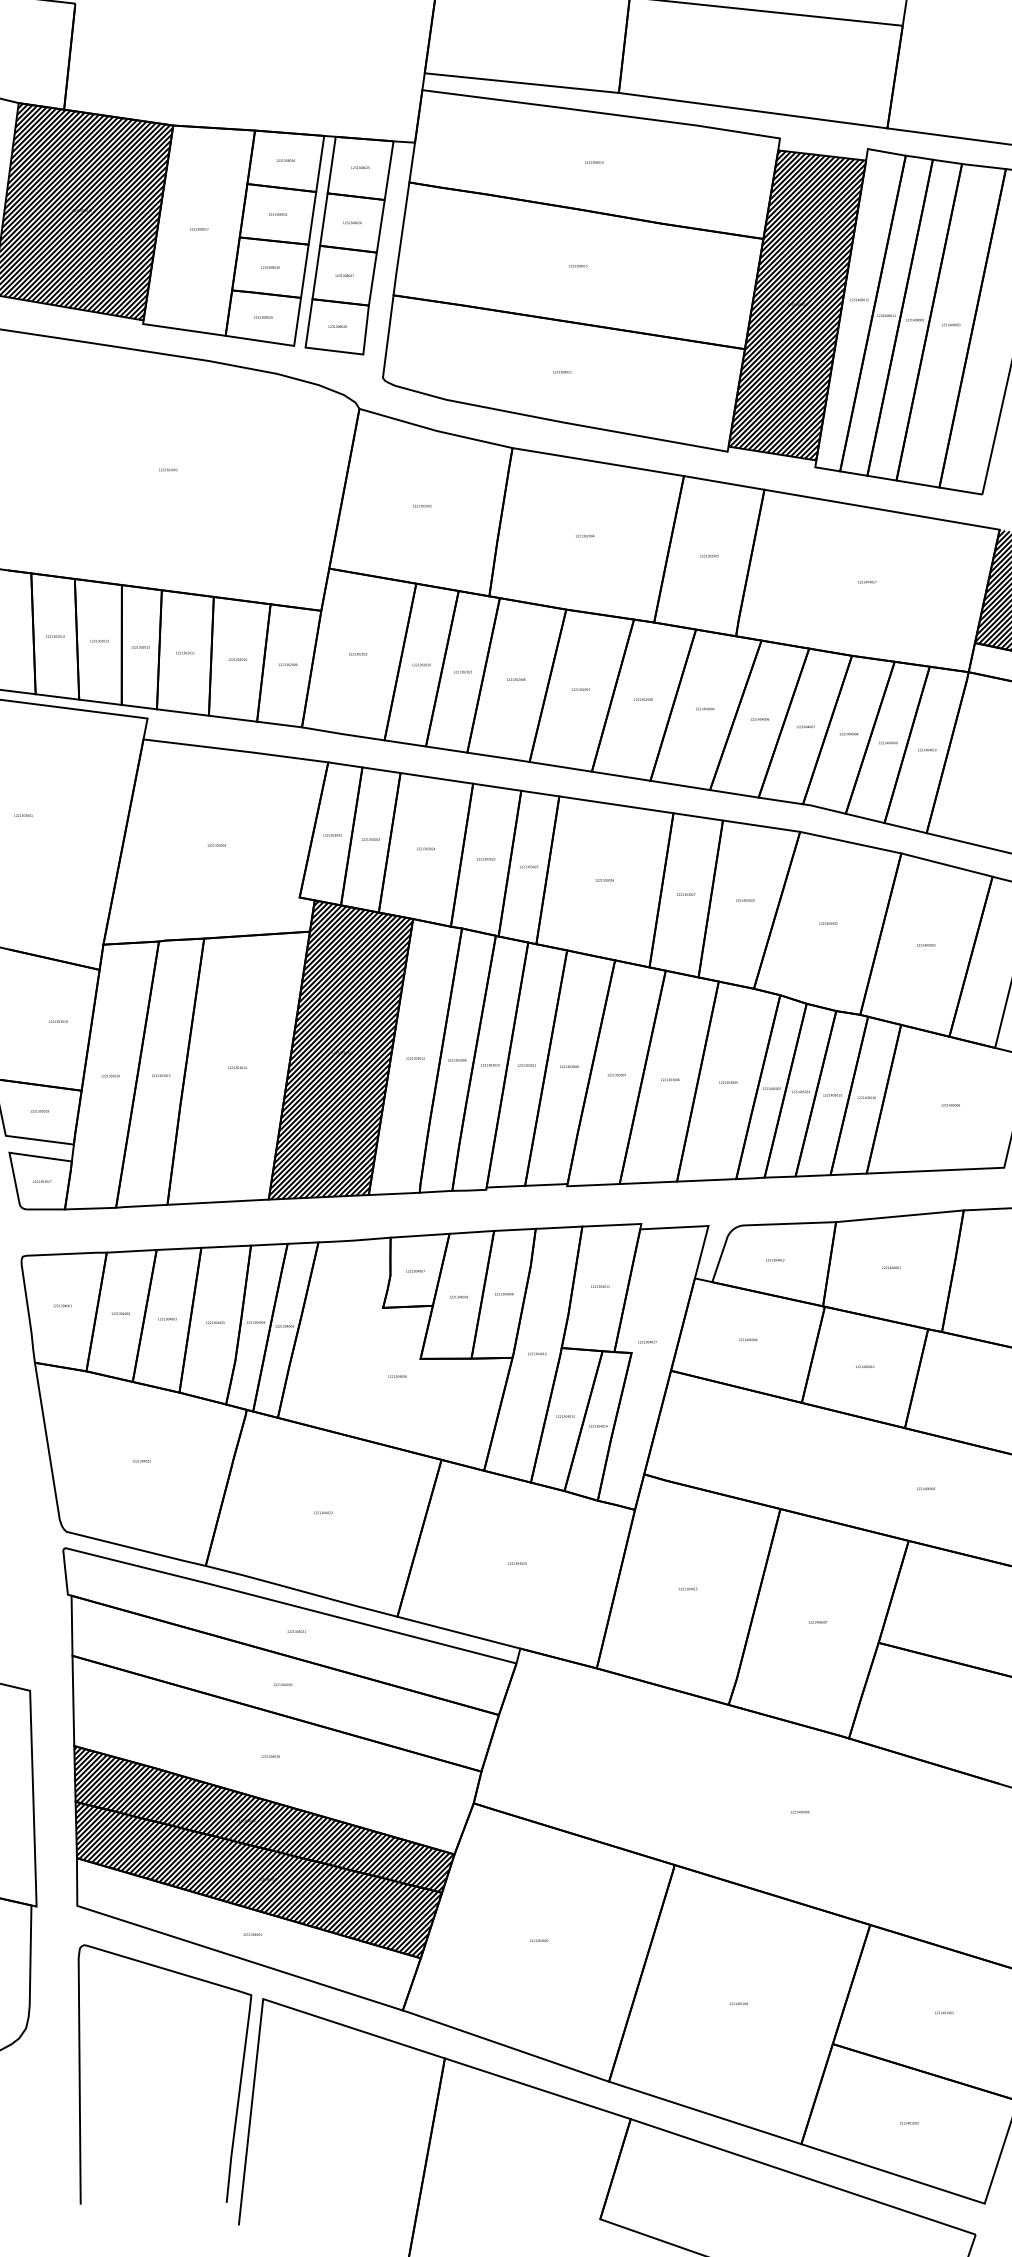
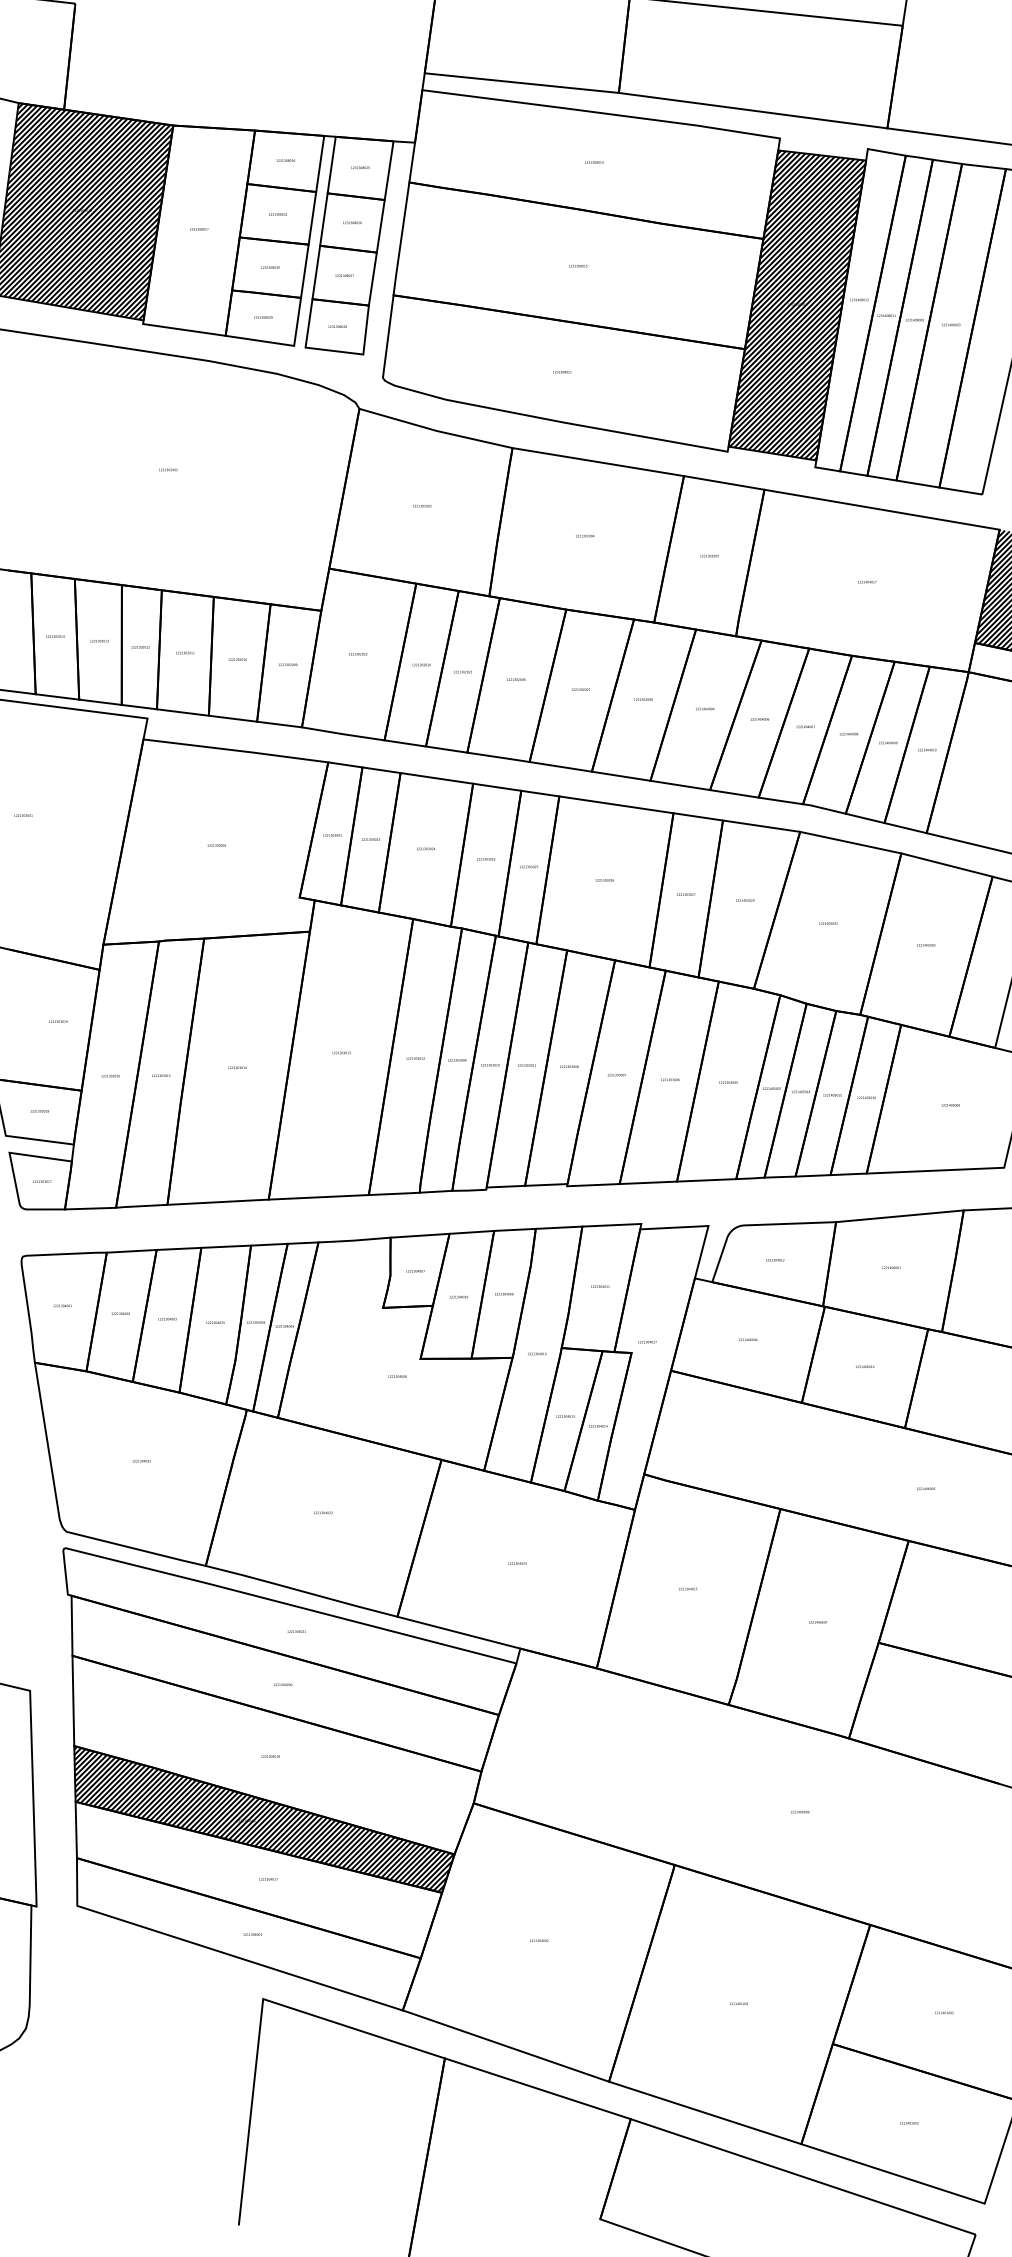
hatch: present -> none (340, 1050)
hatch: present -> none (258, 1880)
curve: present -> none (239, 2081)
